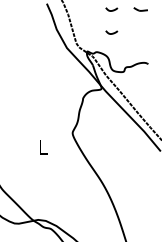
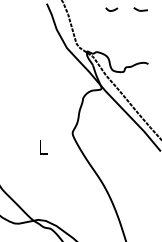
curve: present -> none (112, 32)
